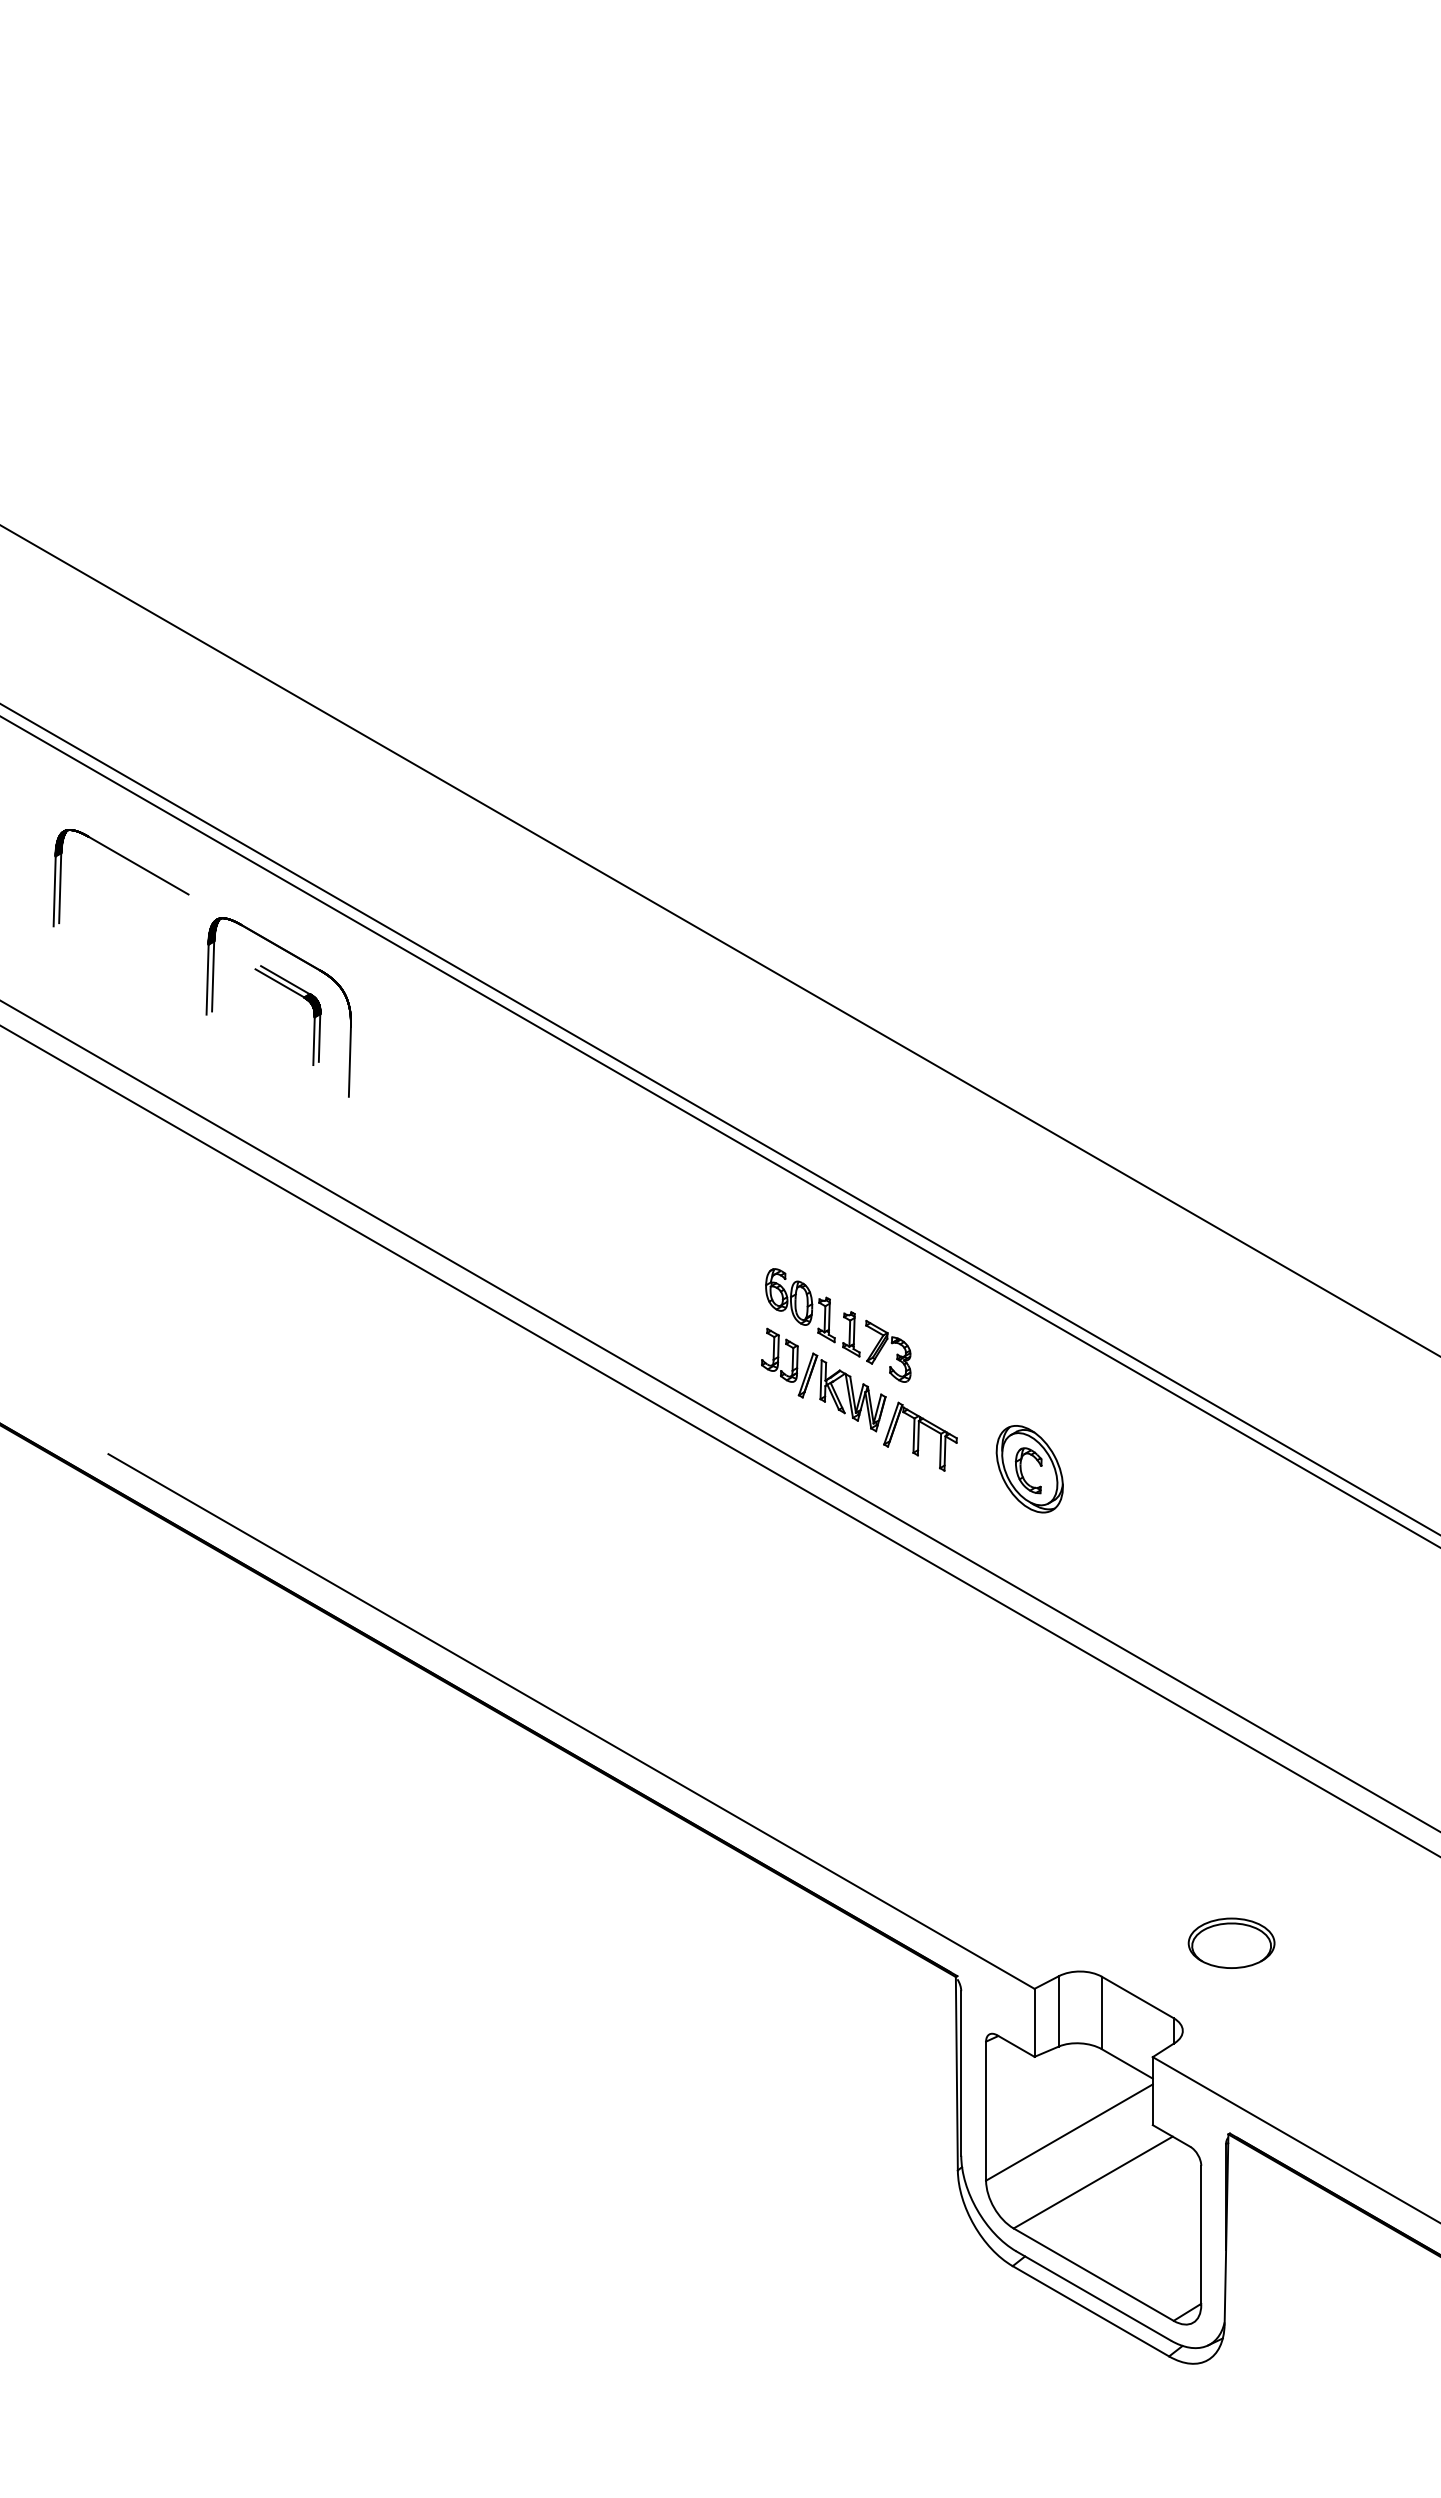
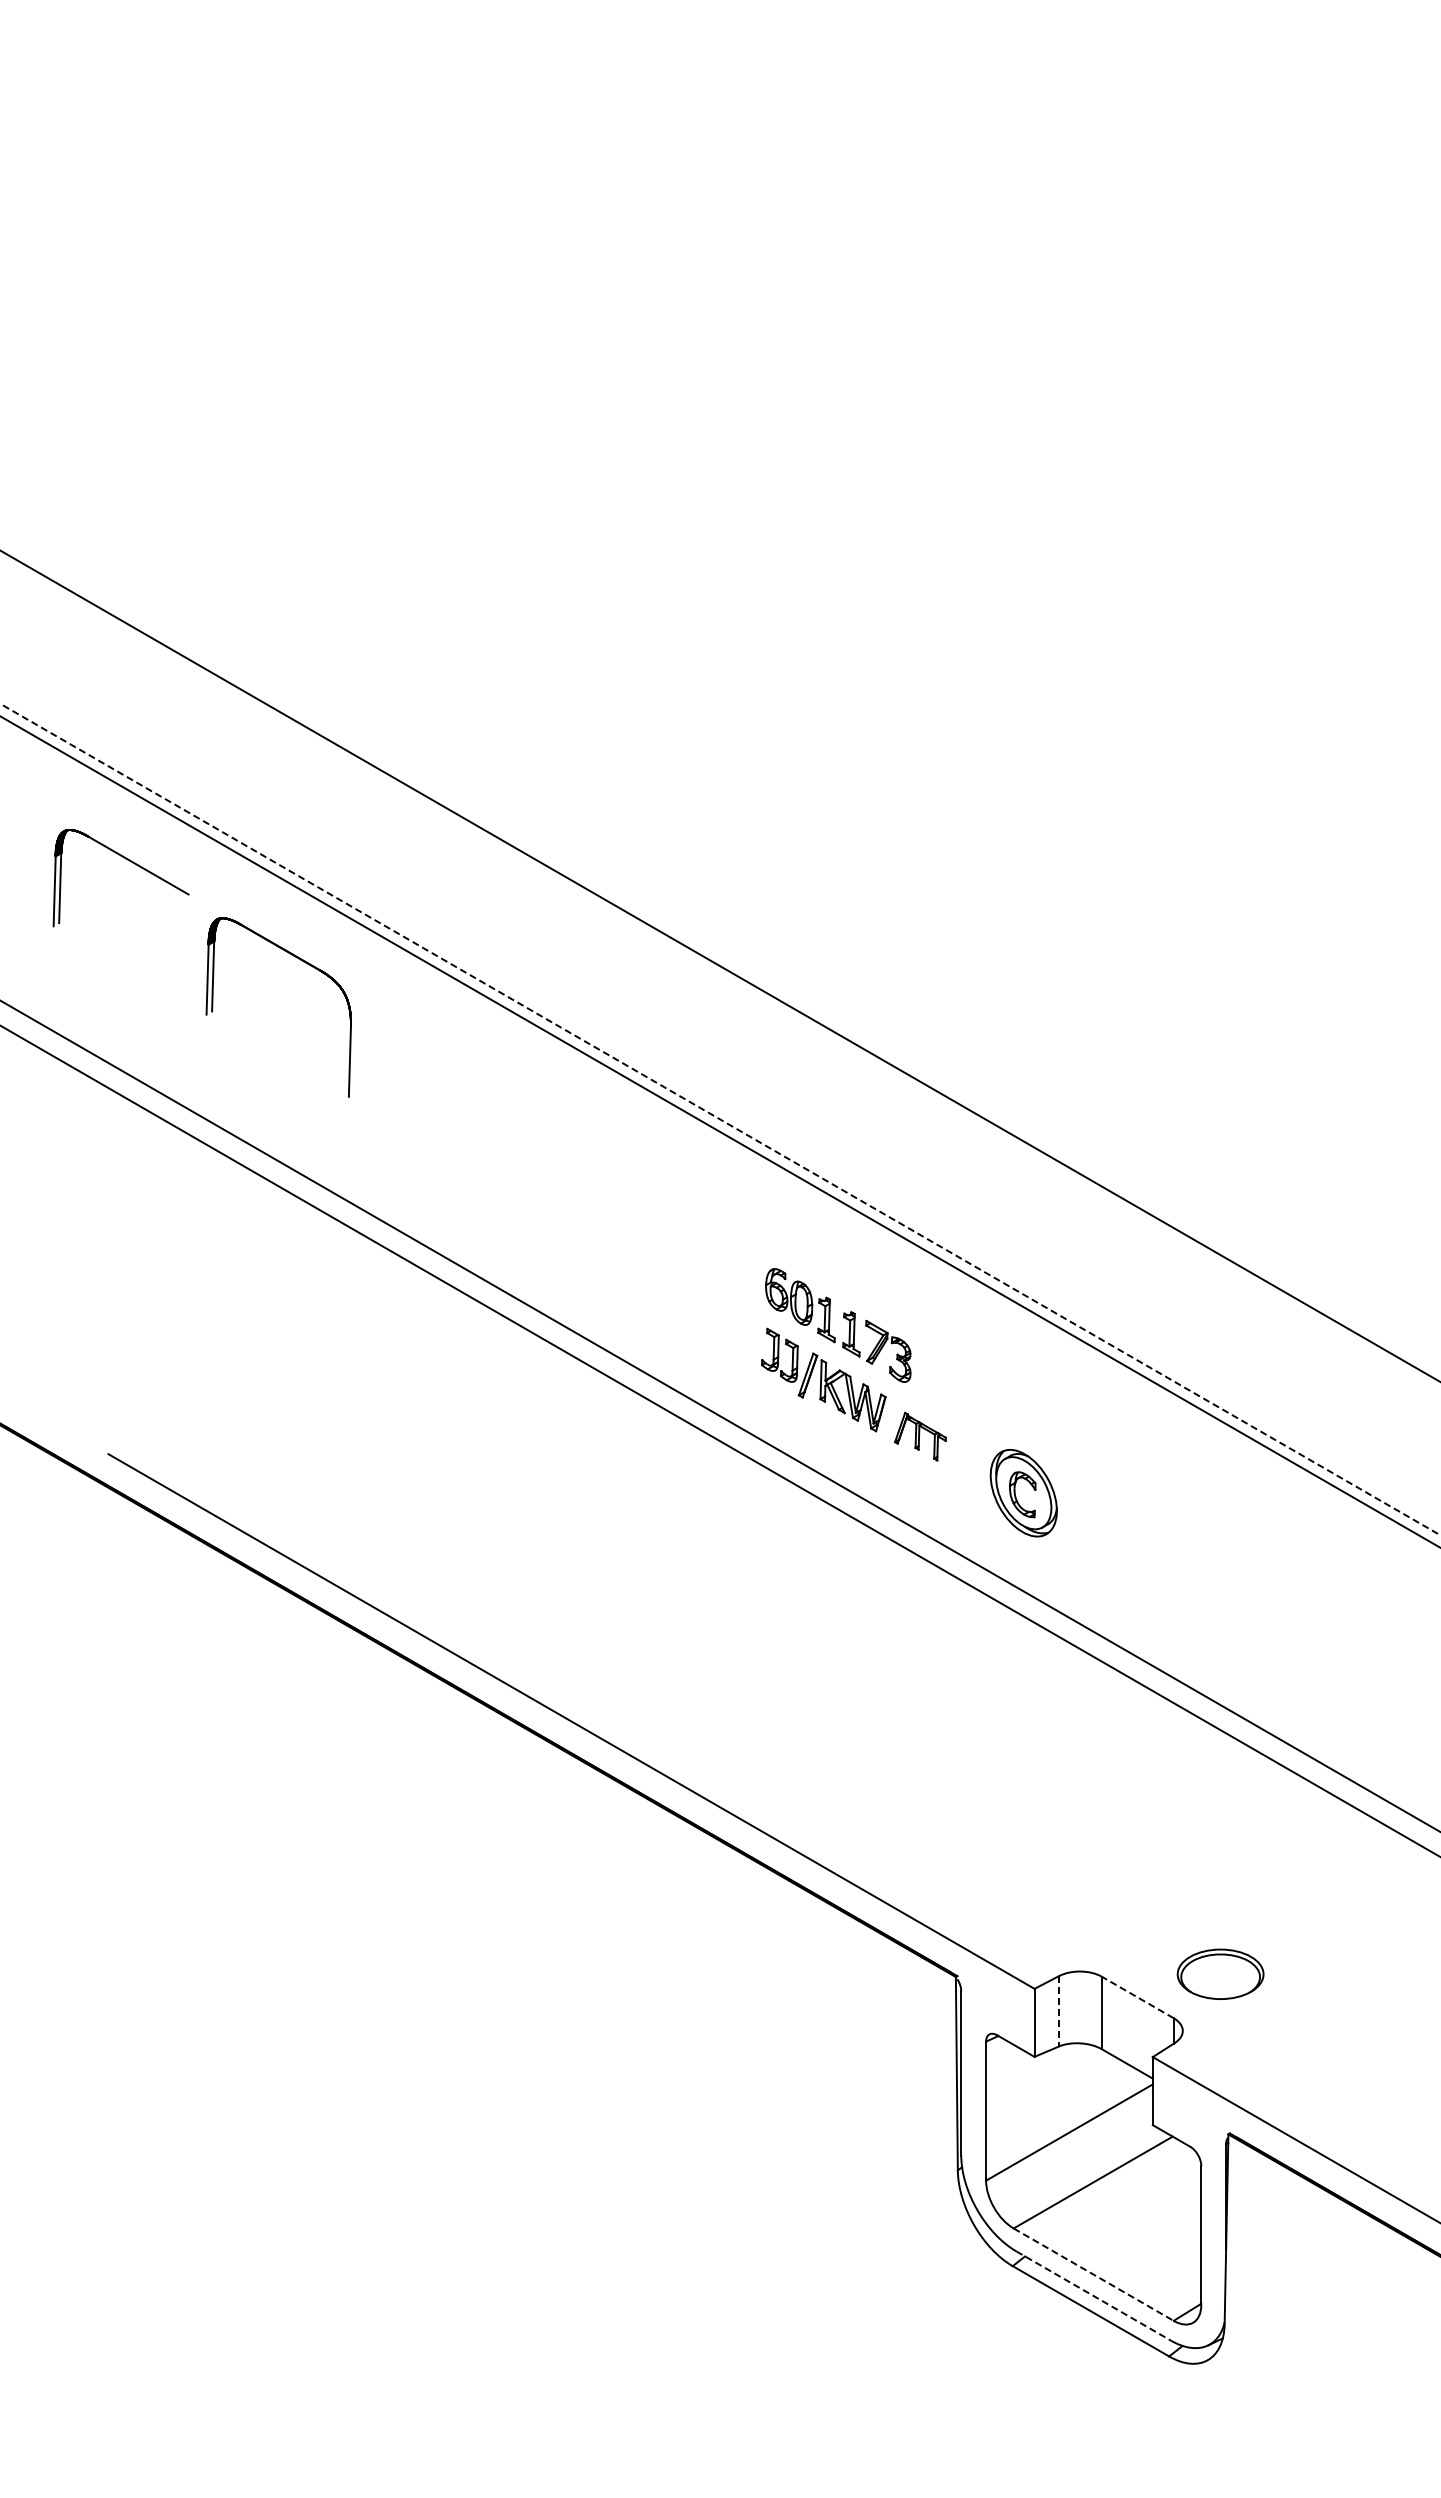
line position: (719, 940) -> (719, 965) (719, 965)
part: present -> none (298, 995)
line: solid -> dashed (720, 1119)
part size: 75x71 px -> 53x51 px (920, 1436)
part position: (1029, 1469) -> (1023, 1493) (1023, 1493)
part position: (1231, 1942) -> (1220, 1973) (1220, 1973)
line: solid -> dashed (1137, 1997)
line: solid -> dashed (1059, 2011)
line: solid -> dashed (1094, 2274)
line: solid -> dashed (1094, 2296)
